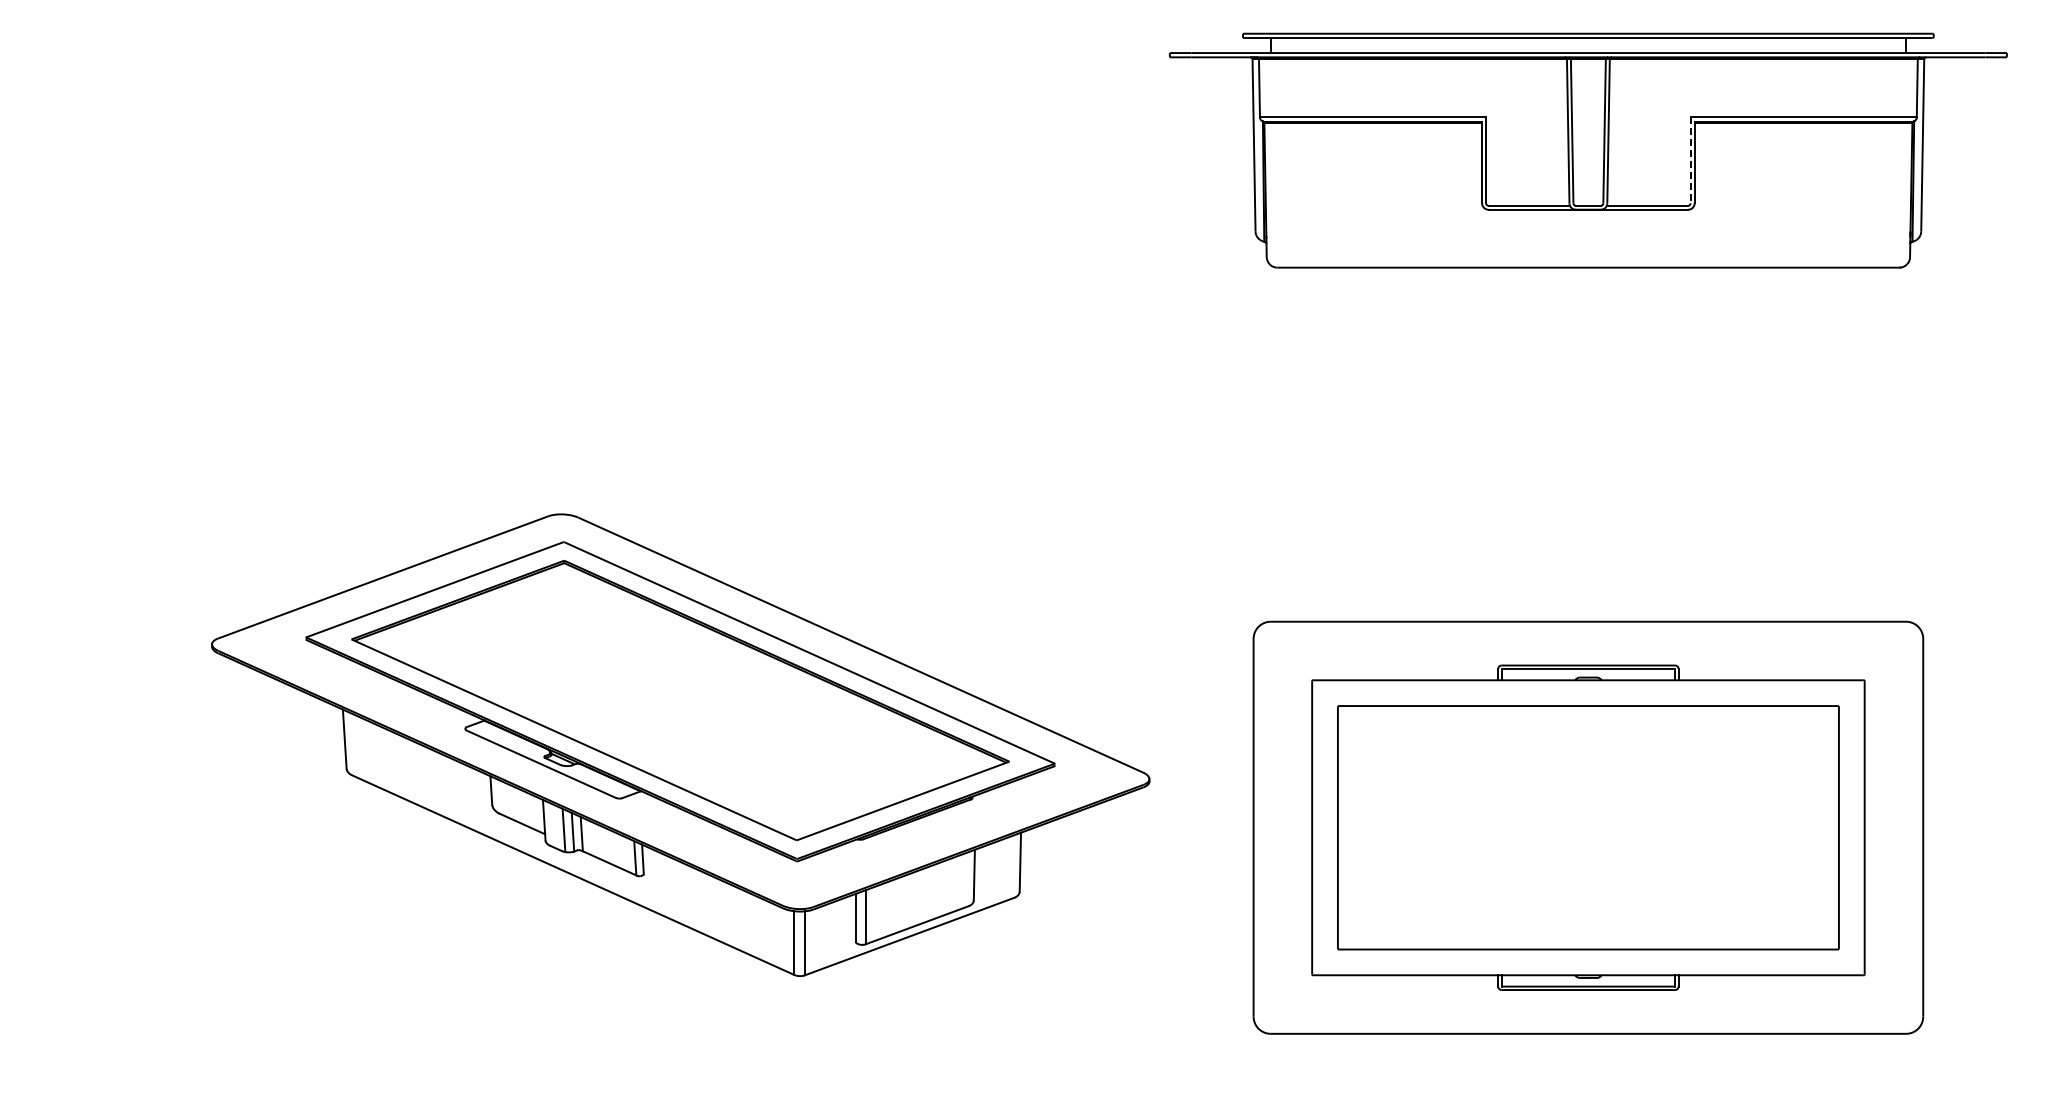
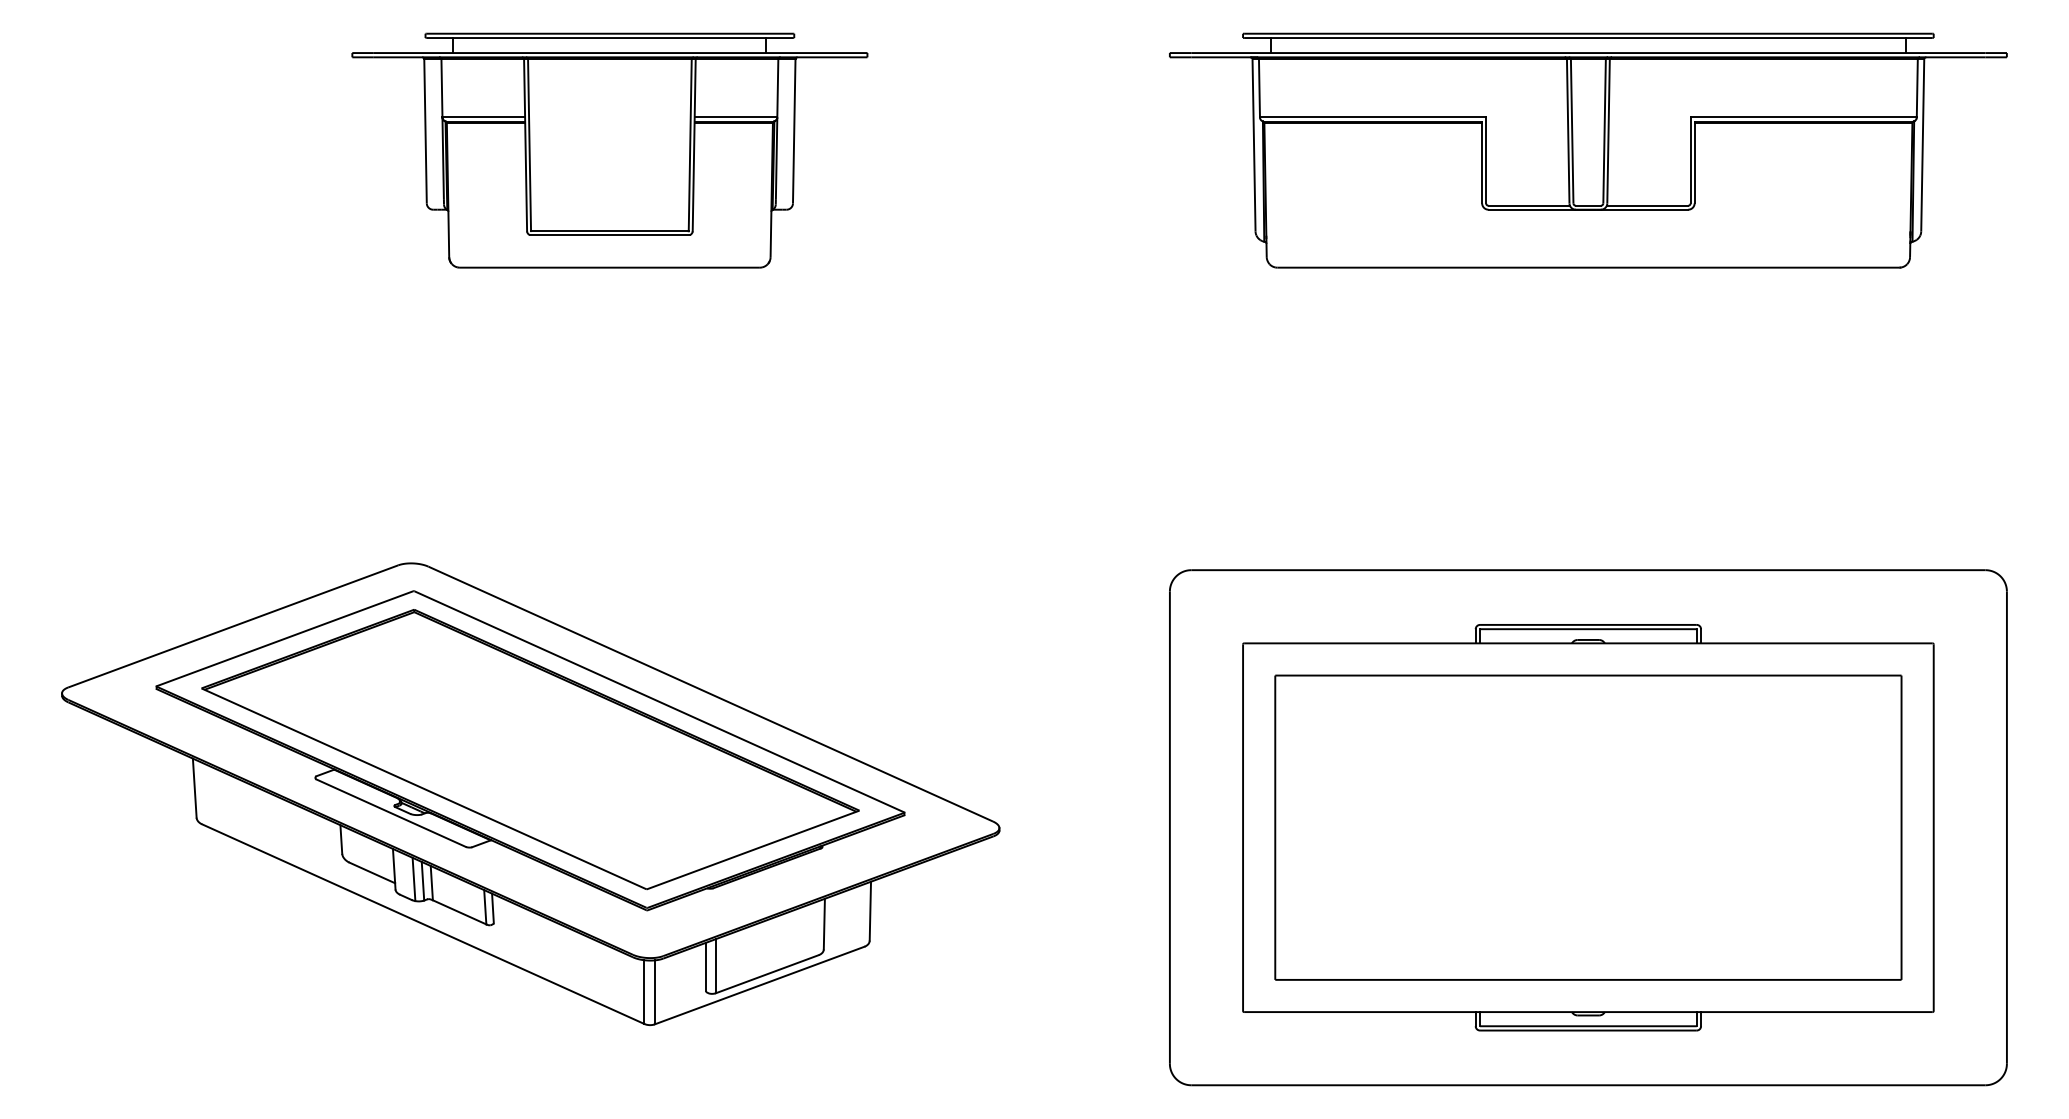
part: none -> present (609, 150)
line: dashed -> solid (1690, 160)
part position: (680, 744) -> (530, 793) (530, 793)
part size: 673x415 px -> 839x518 px (1588, 827)
